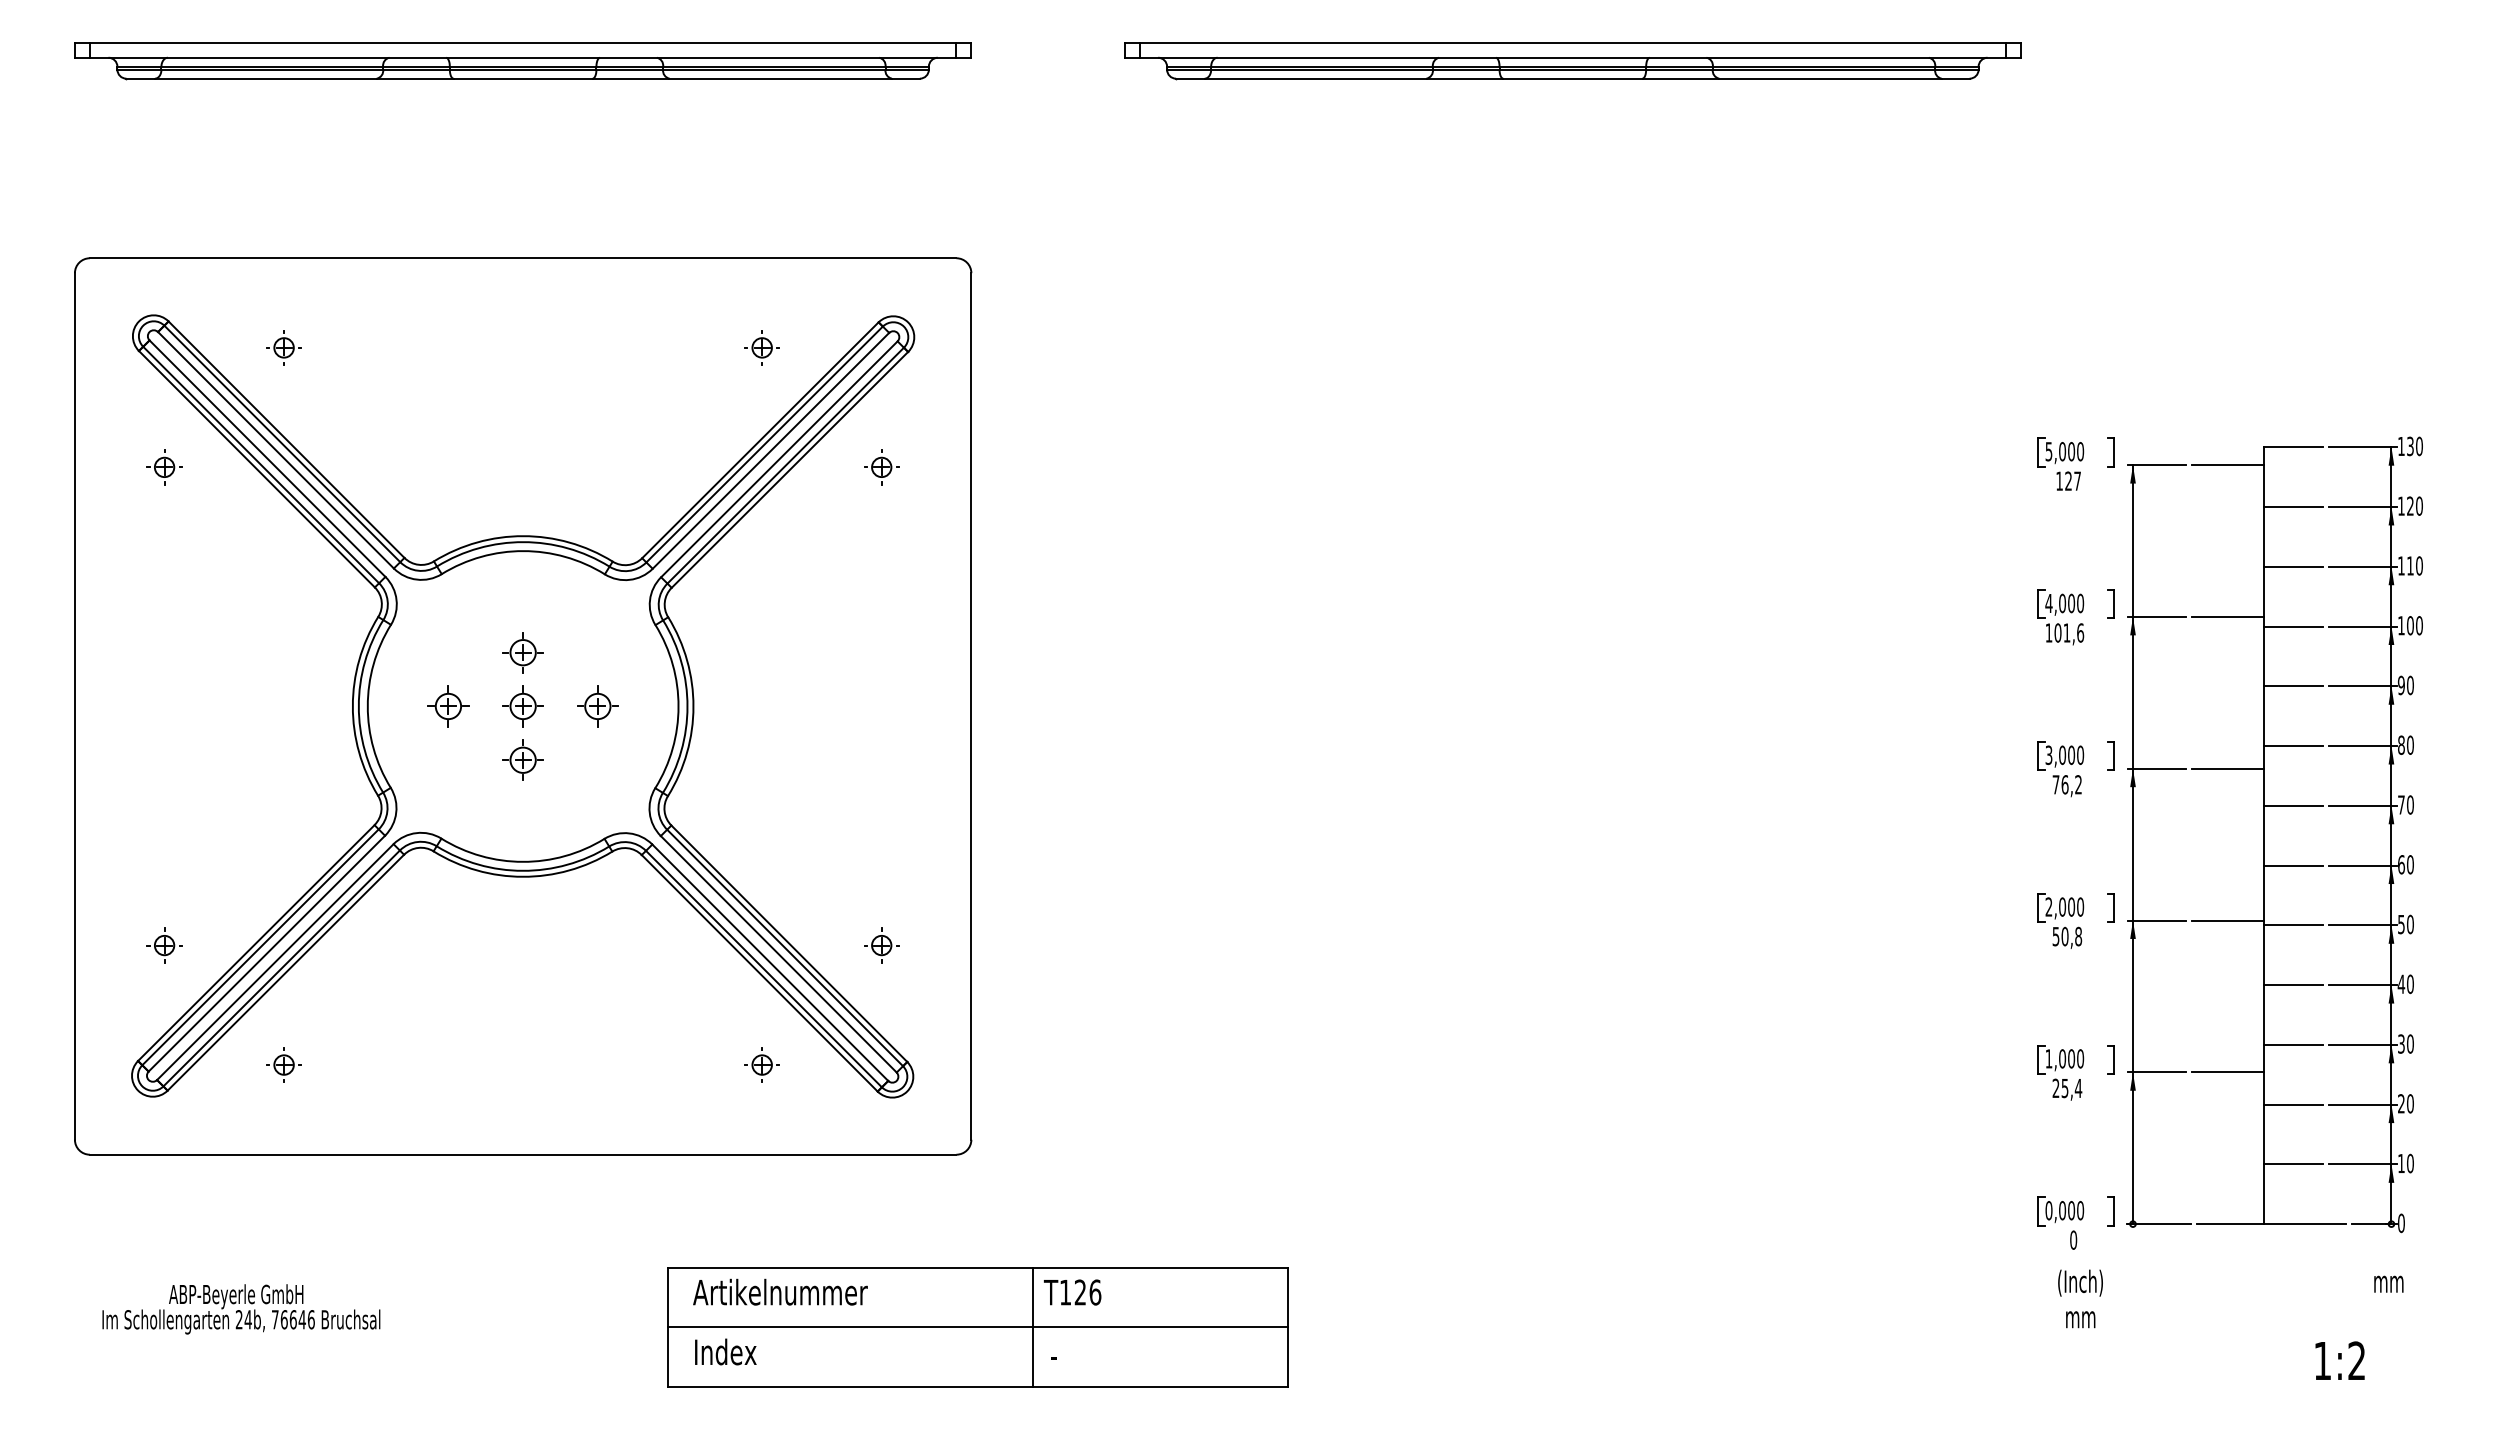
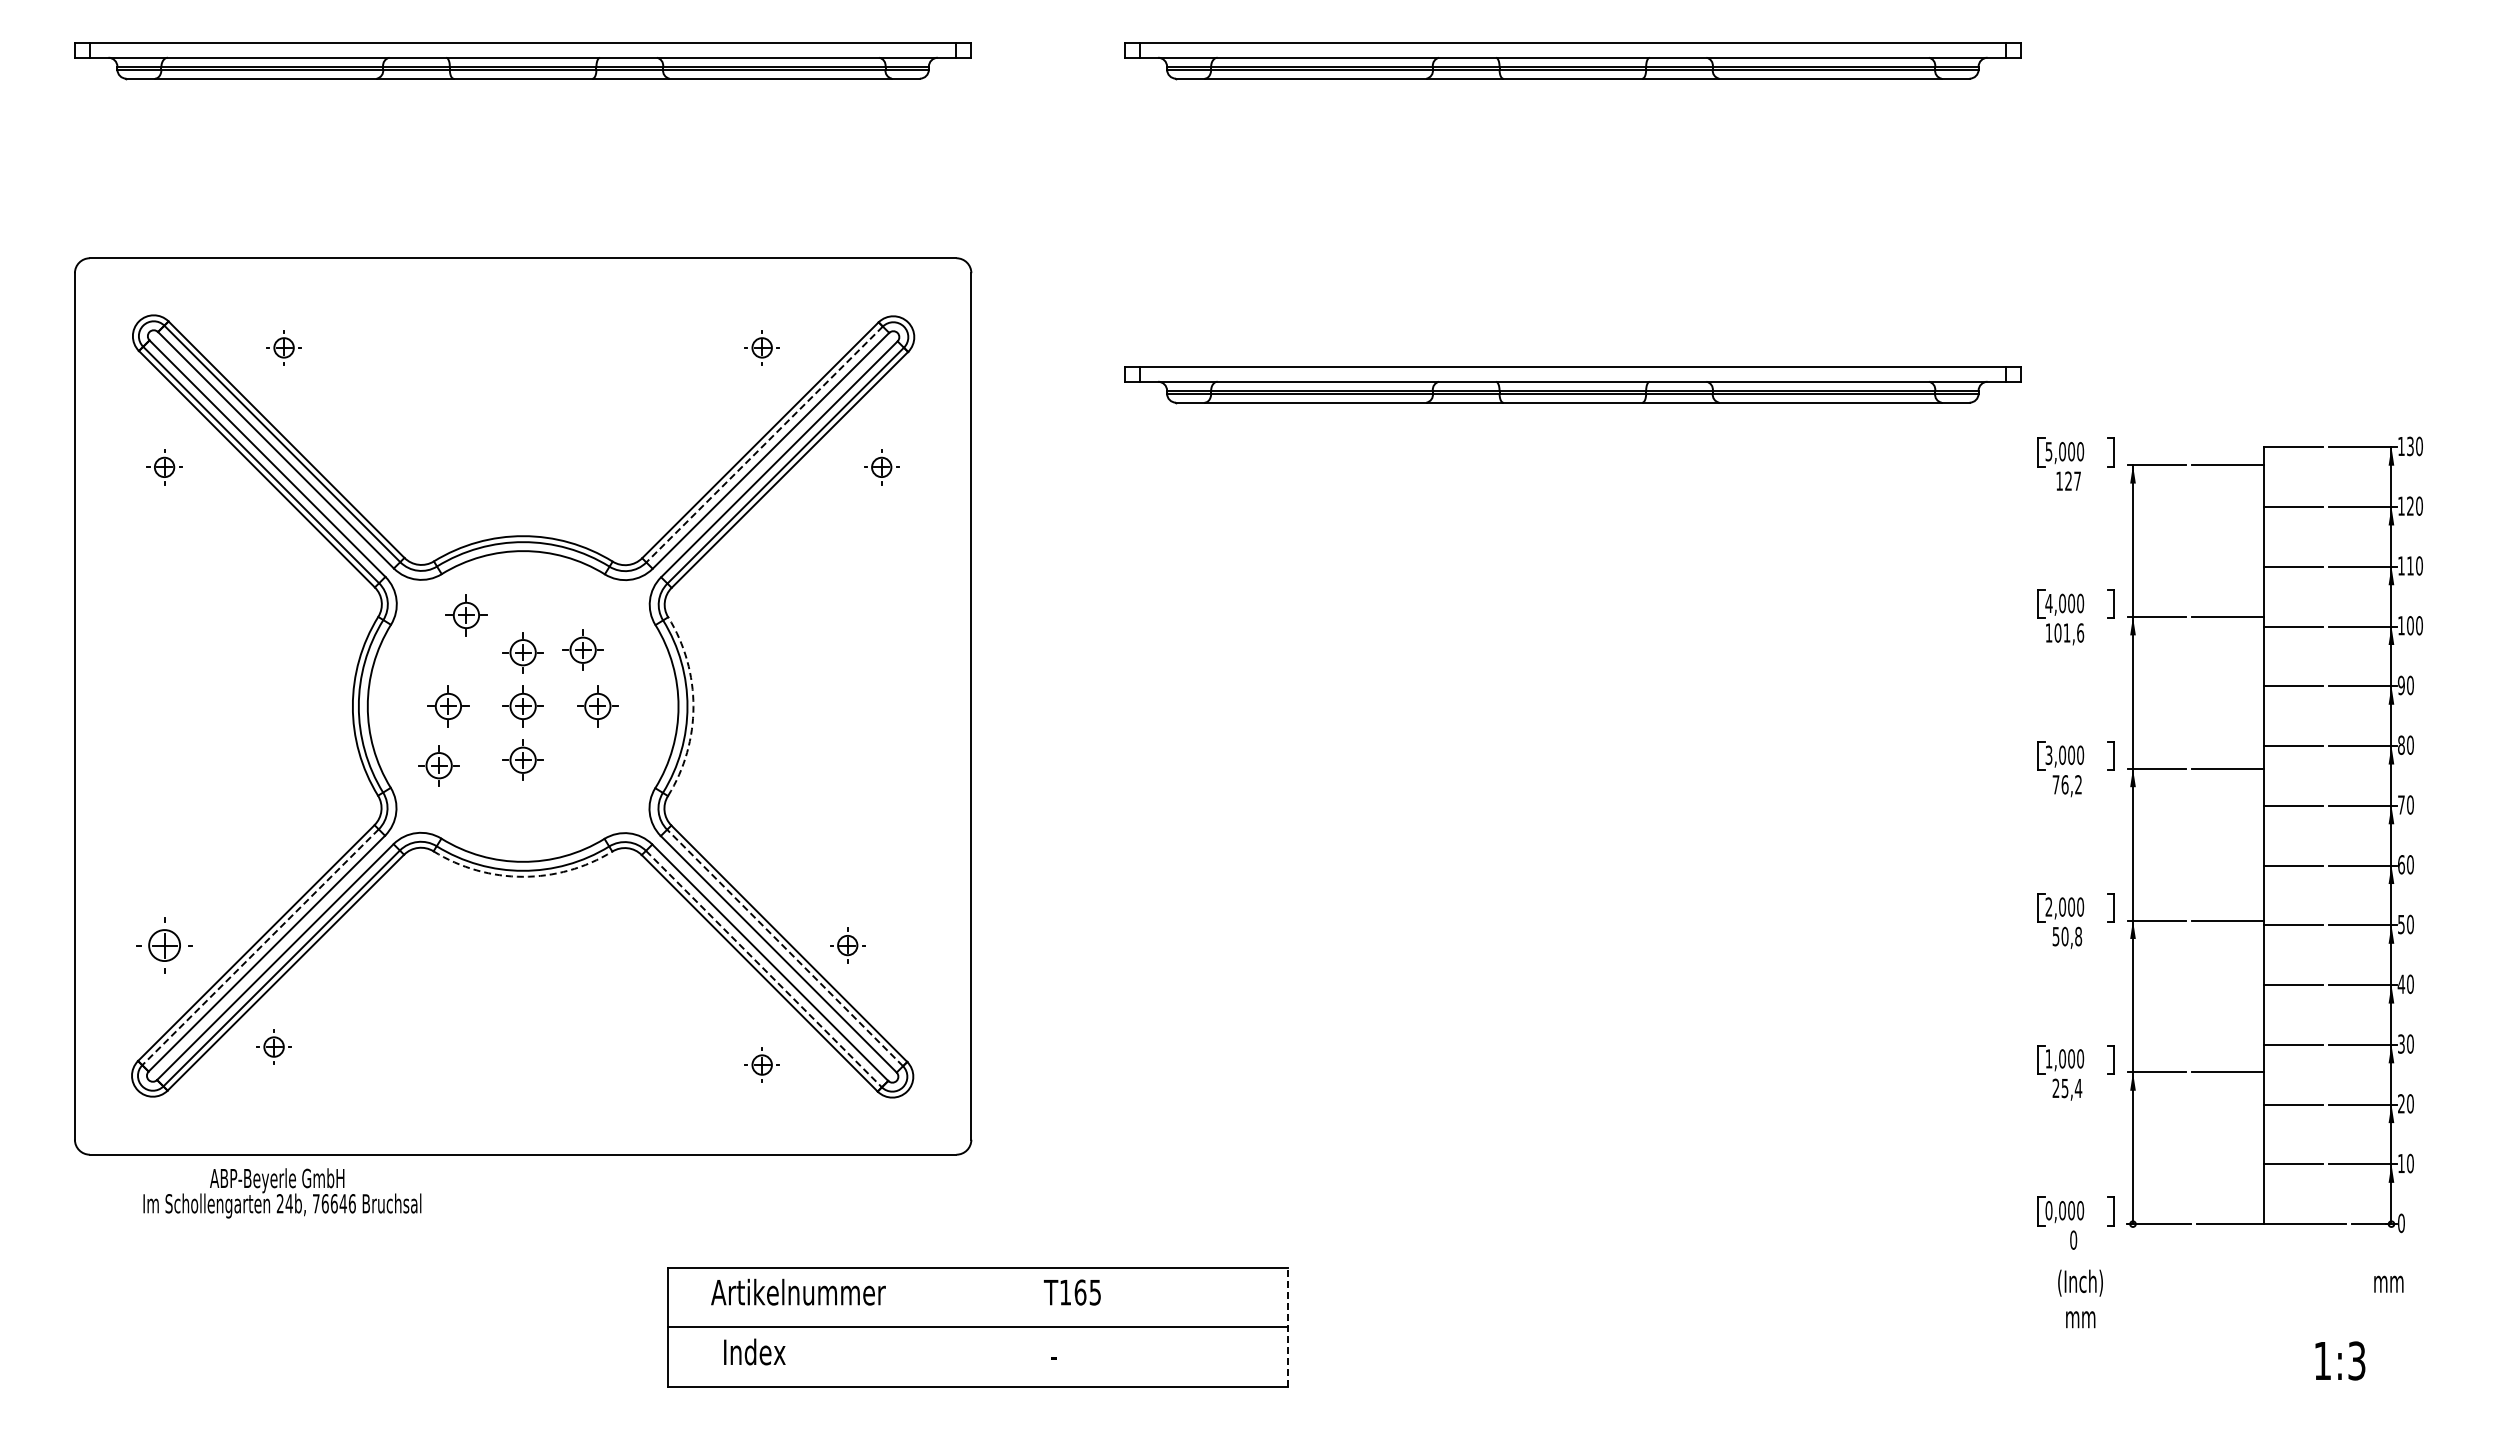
part: none -> present (1572, 385)
line: solid -> dashed (764, 444)
part: none -> present (466, 615)
part: none -> present (582, 649)
arc: solid -> dashed (693, 706)
part: none -> present (438, 765)
arc: solid -> dashed (522, 876)
part size: 37x37 px -> 57x57 px (164, 945)
part position: (881, 945) -> (847, 945) (847, 945)
line: solid -> dashed (260, 947)
line: solid -> dashed (784, 947)
line: solid -> dashed (763, 969)
part position: (283, 1064) -> (273, 1046) (273, 1046)
text position: (780, 1291) -> (798, 1291) (798, 1291)
text: T126 -> T165 (1087, 1292)
text position: (241, 1309) -> (282, 1193) (282, 1193)
line: present -> none (1032, 1327)
line: solid -> dashed (1288, 1327)
text position: (725, 1351) -> (754, 1351) (754, 1351)
text: 1:2 -> 1:3 (2356, 1360)
